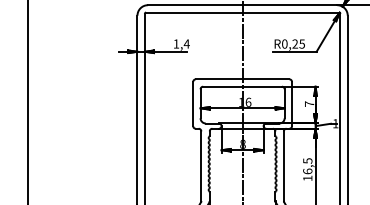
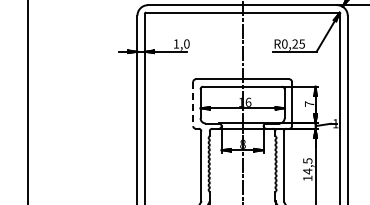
text: 1,4 -> 1,0 (186, 43)
line: solid -> dashed (193, 104)
text: 16,5 -> 14,5 (307, 171)
